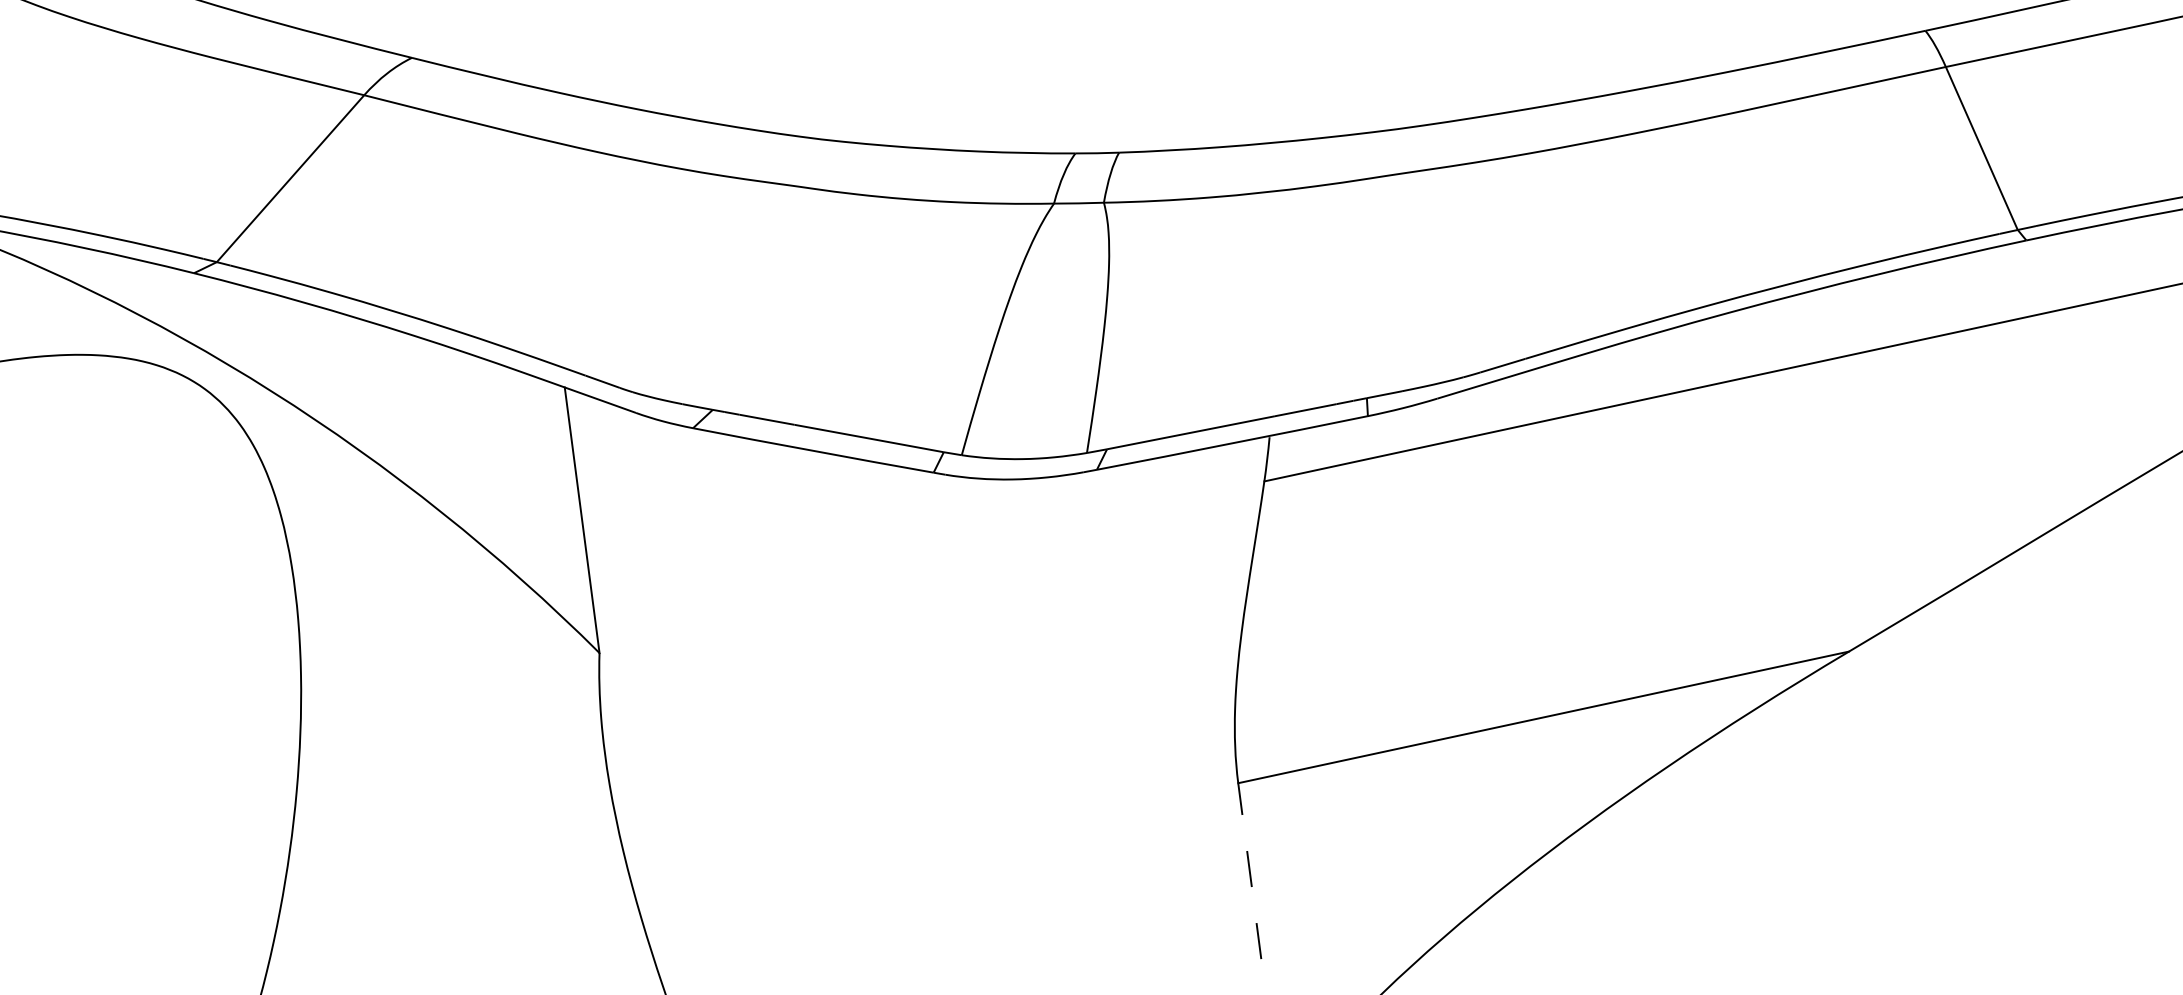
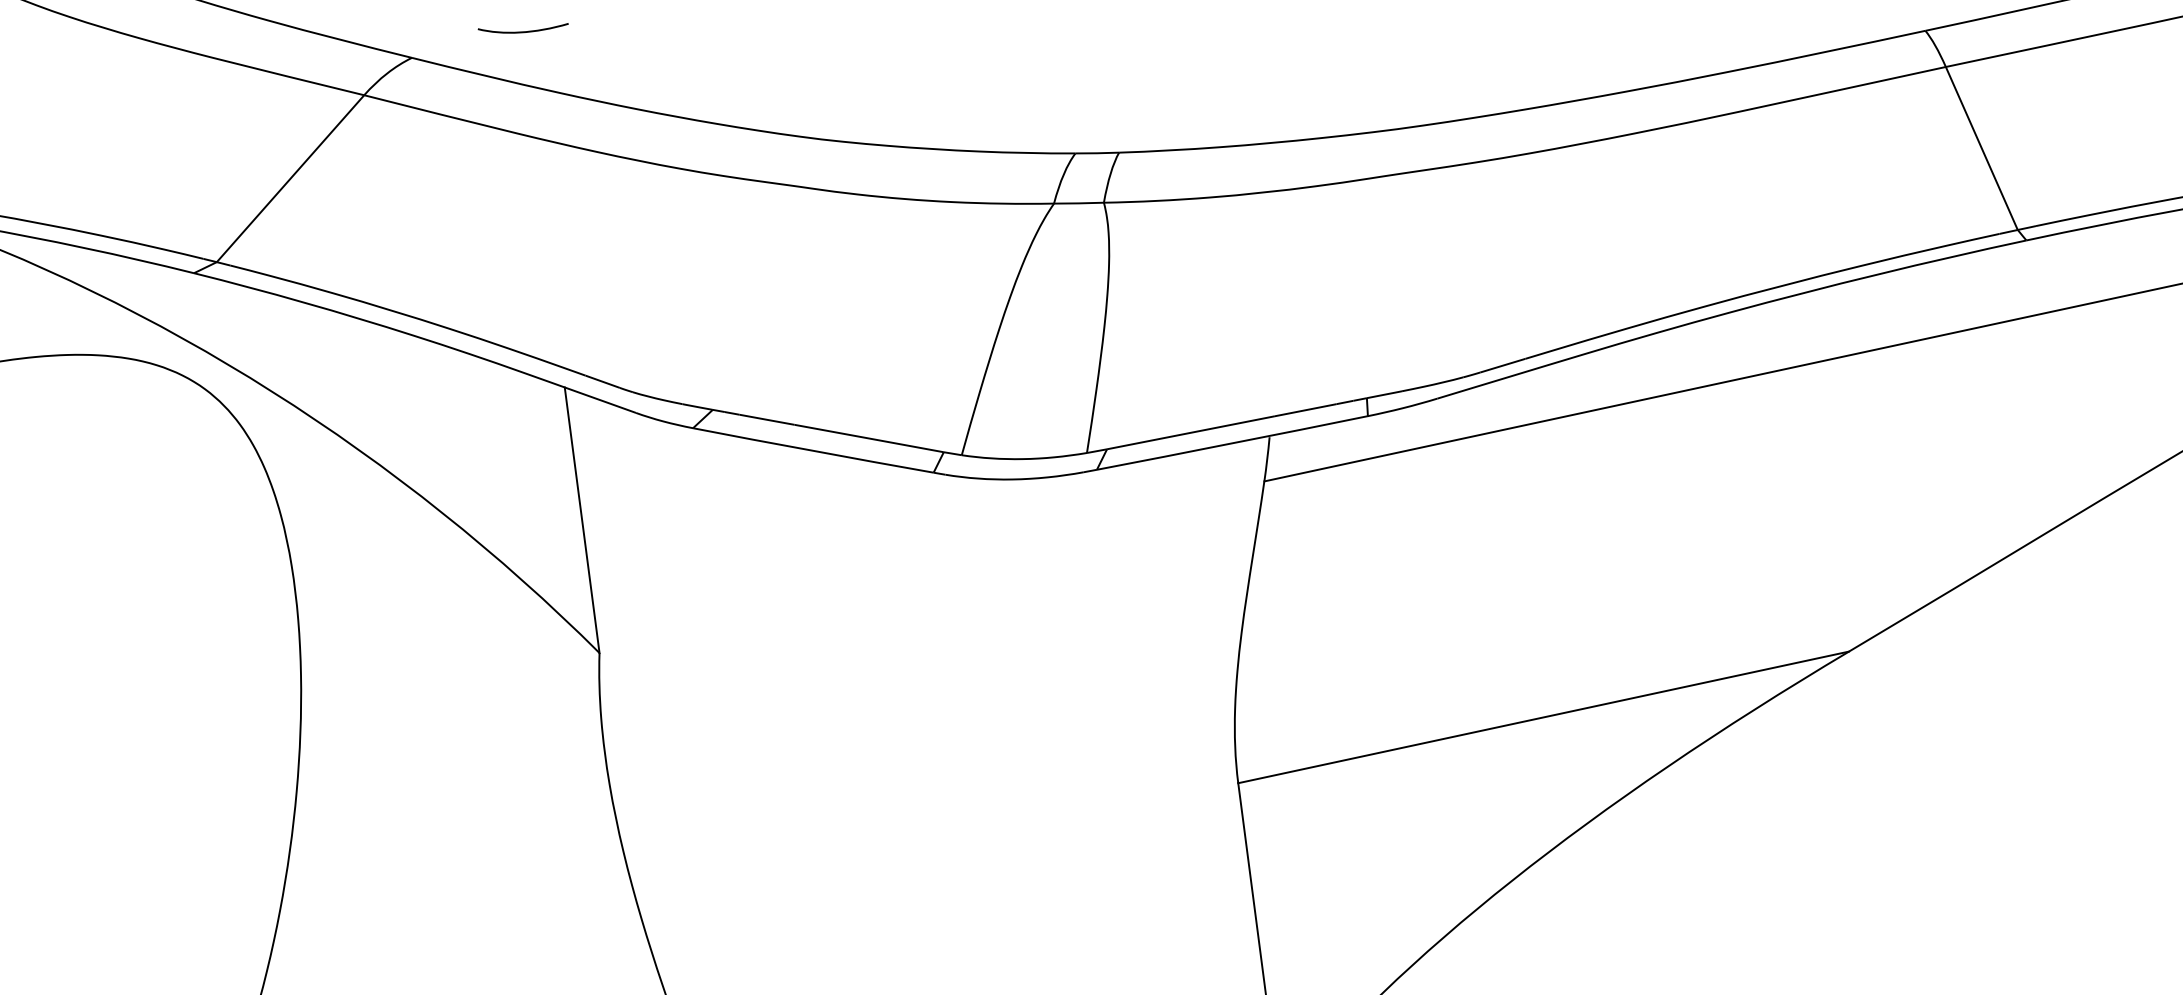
curve: none -> present (522, 31)
line: dashed -> solid (1252, 888)
